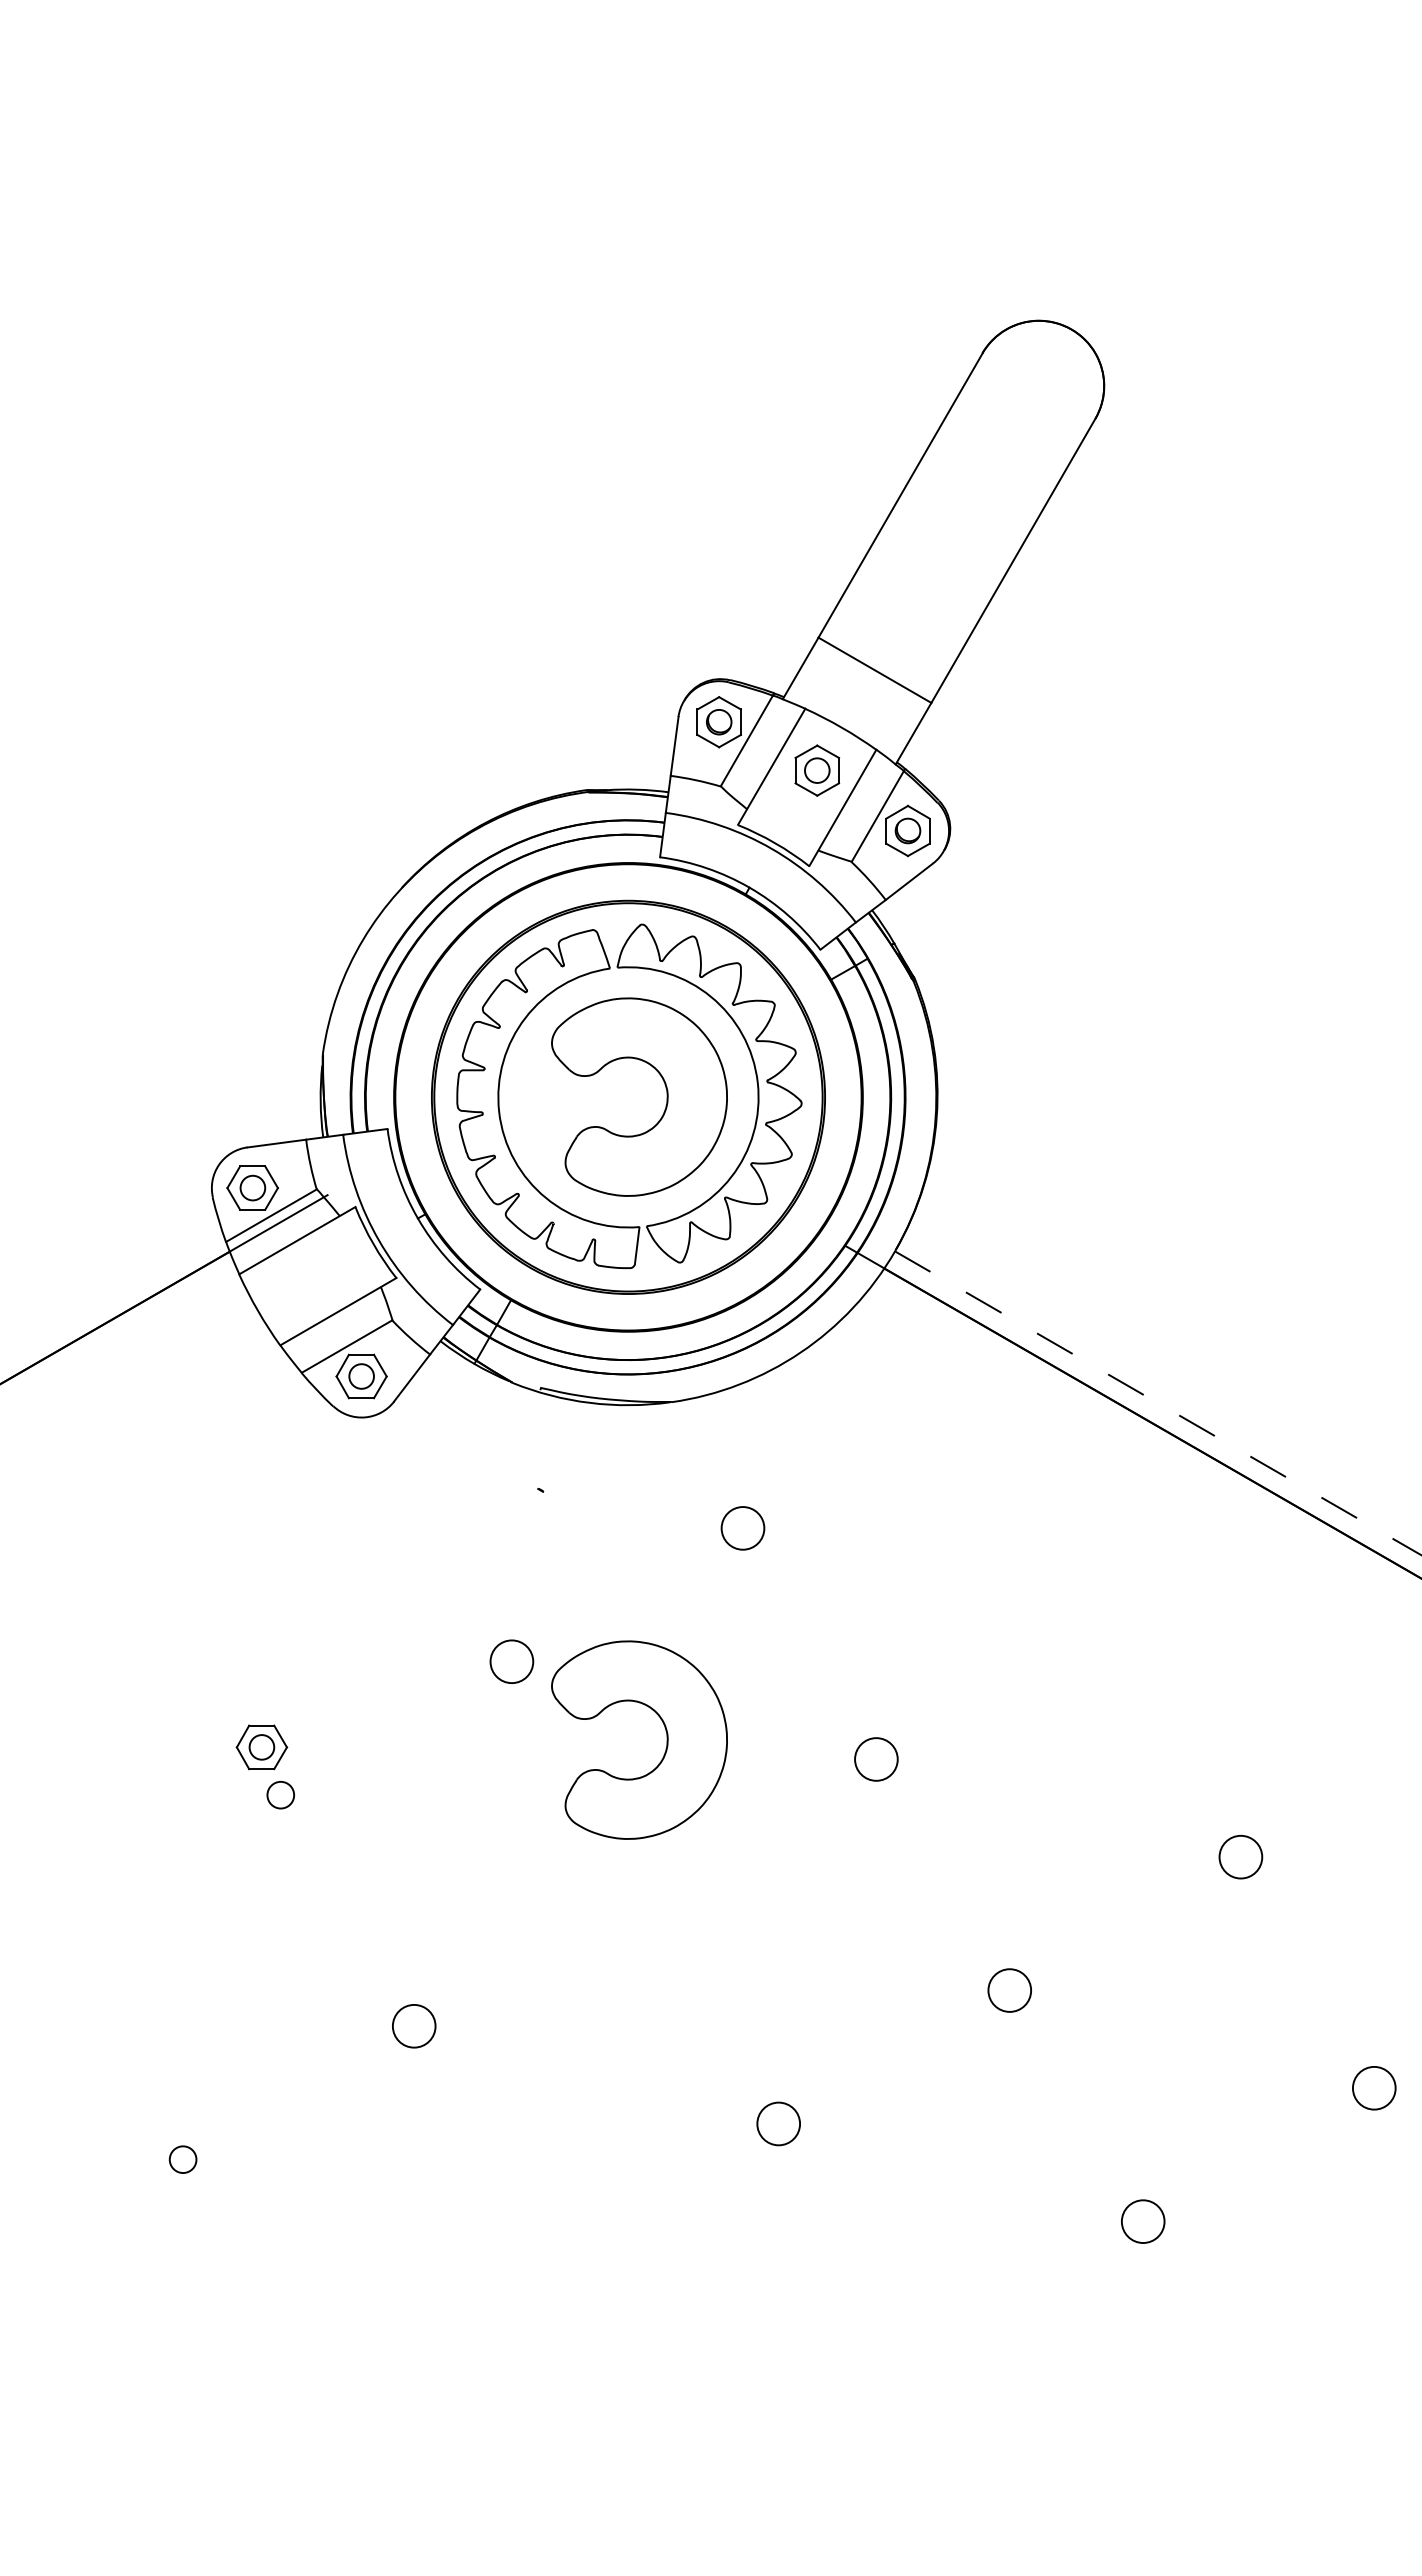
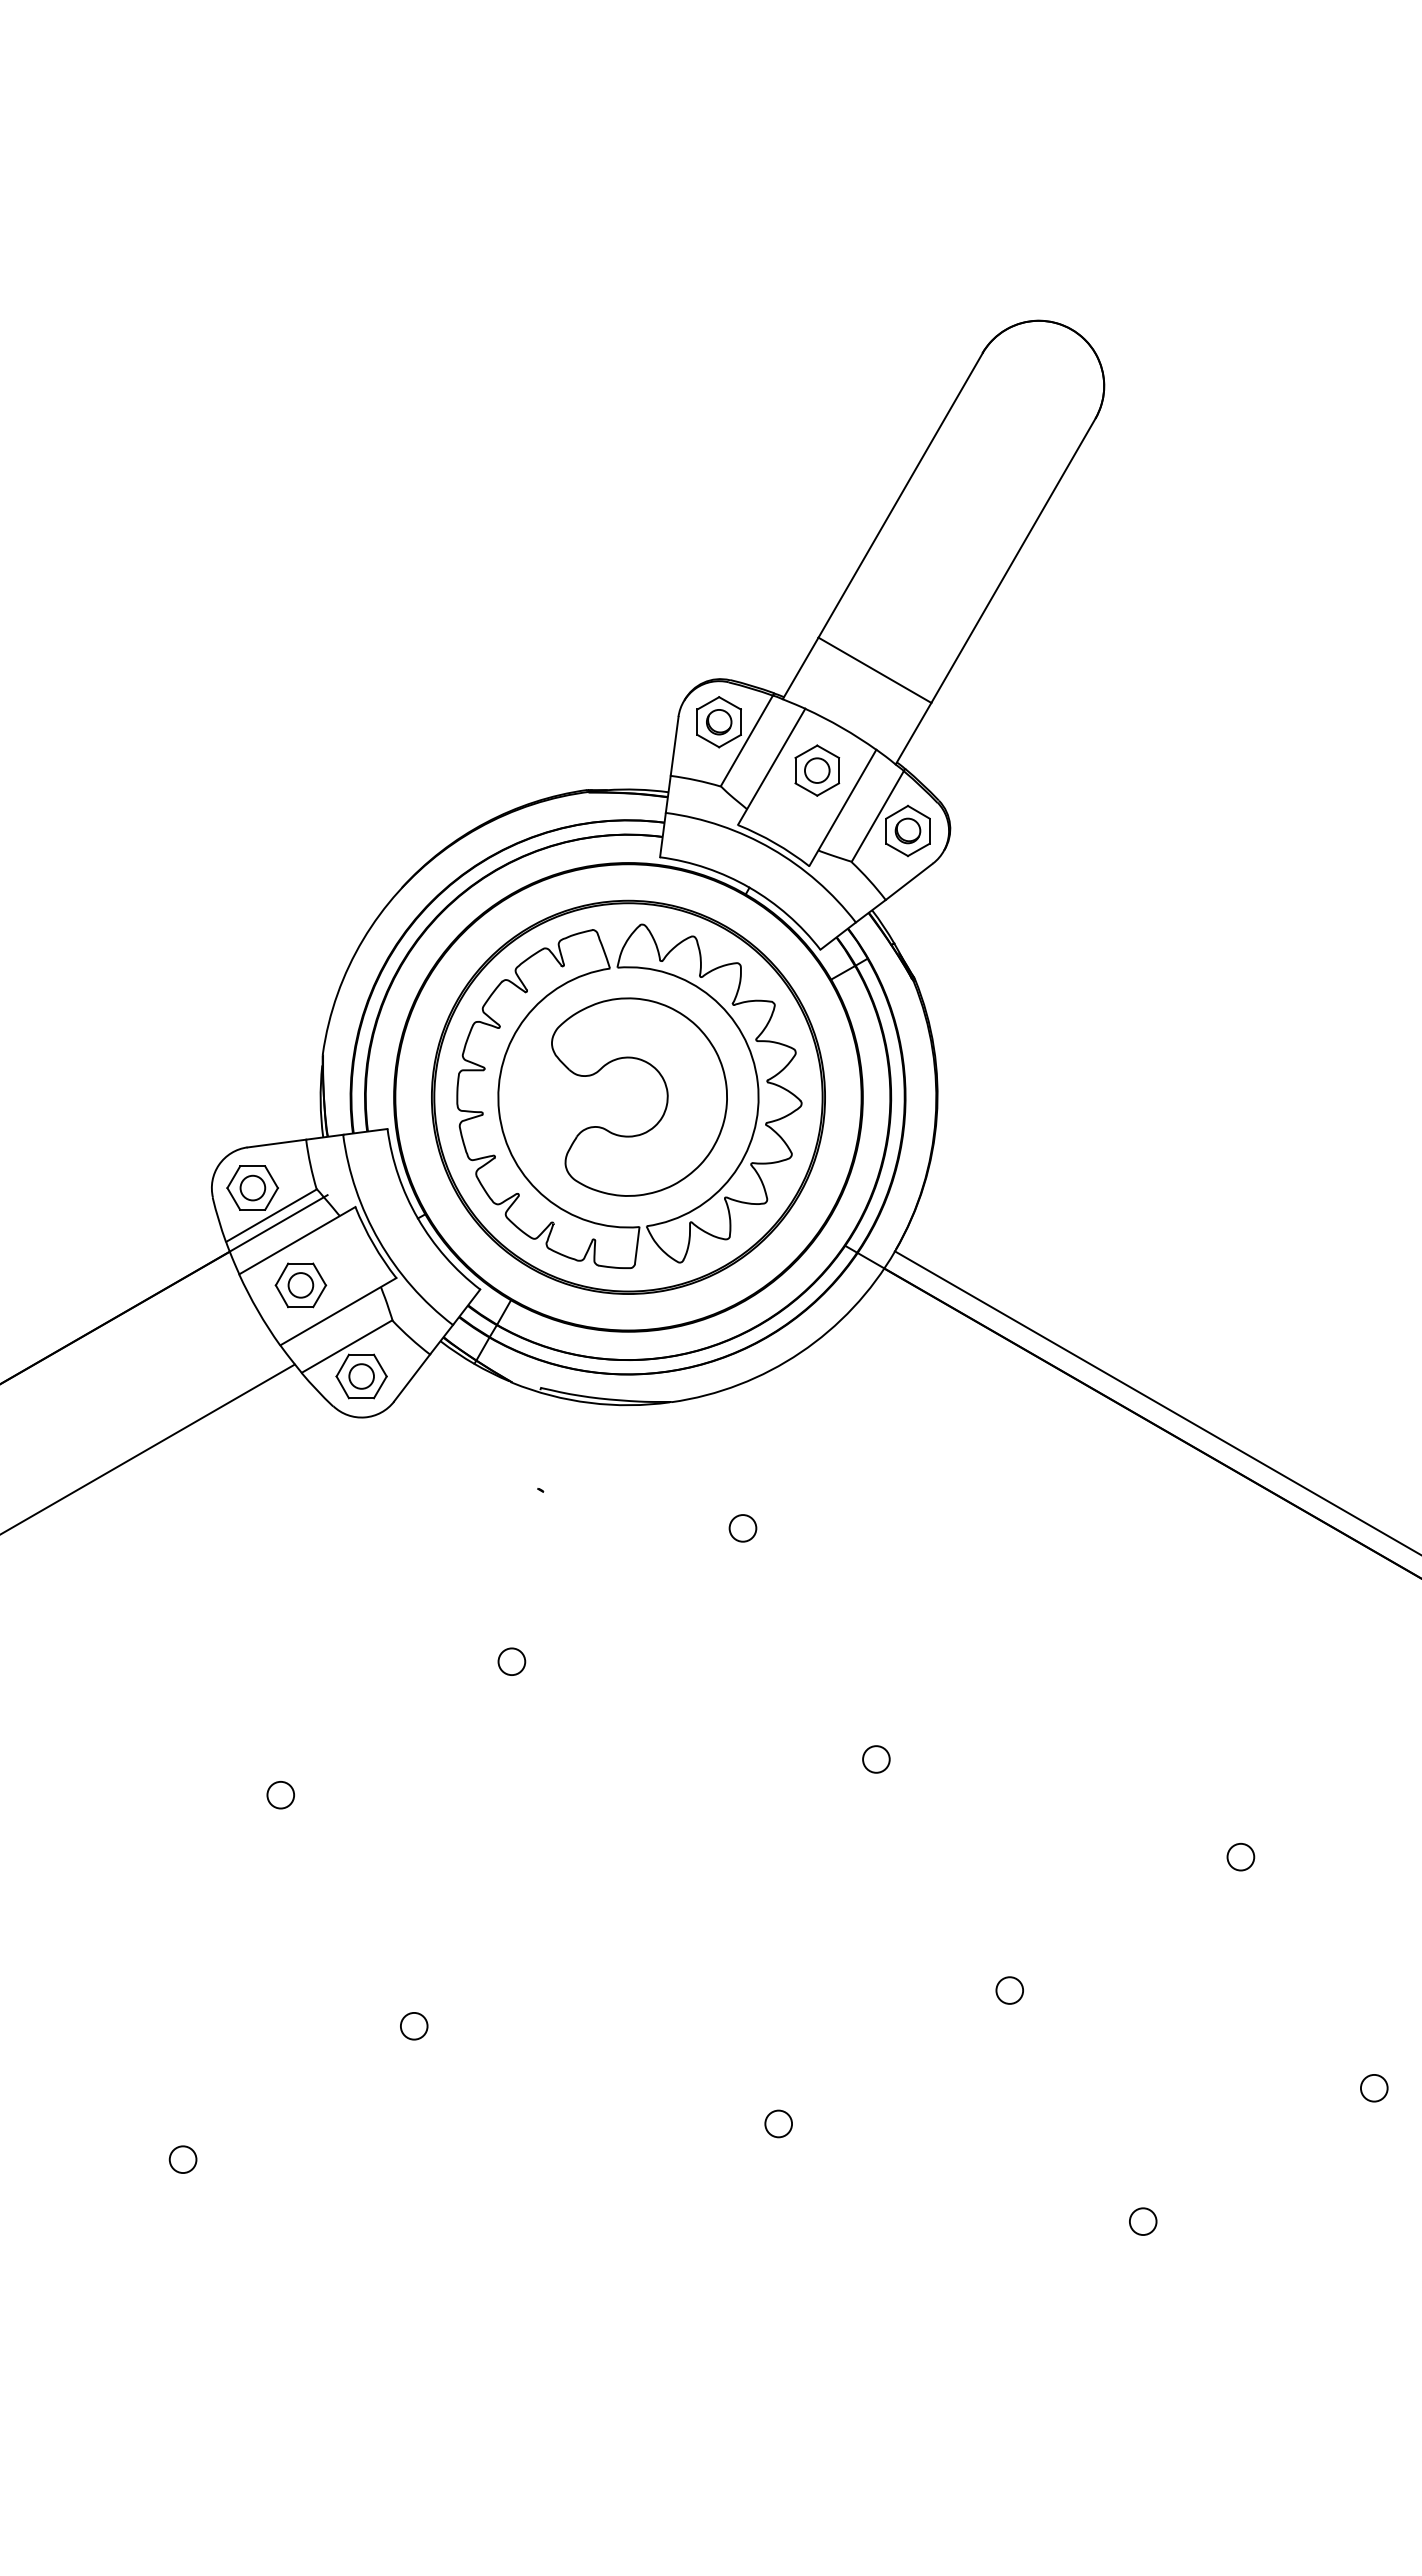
line: dashed -> solid (1158, 1403)
line: none -> present (148, 1448)
circle diameter: 43 px -> 27 px (742, 1528)
circle diameter: 43 px -> 27 px (511, 1661)
part: present -> none (666, 1739)
part position: (261, 1747) -> (300, 1285) (300, 1285)
circle diameter: 43 px -> 27 px (876, 1759)
circle diameter: 43 px -> 27 px (1240, 1856)
circle diameter: 43 px -> 27 px (1009, 1990)
circle diameter: 43 px -> 27 px (413, 2025)
circle diameter: 43 px -> 27 px (1373, 2087)
circle diameter: 43 px -> 27 px (778, 2123)
circle diameter: 43 px -> 27 px (1142, 2221)
